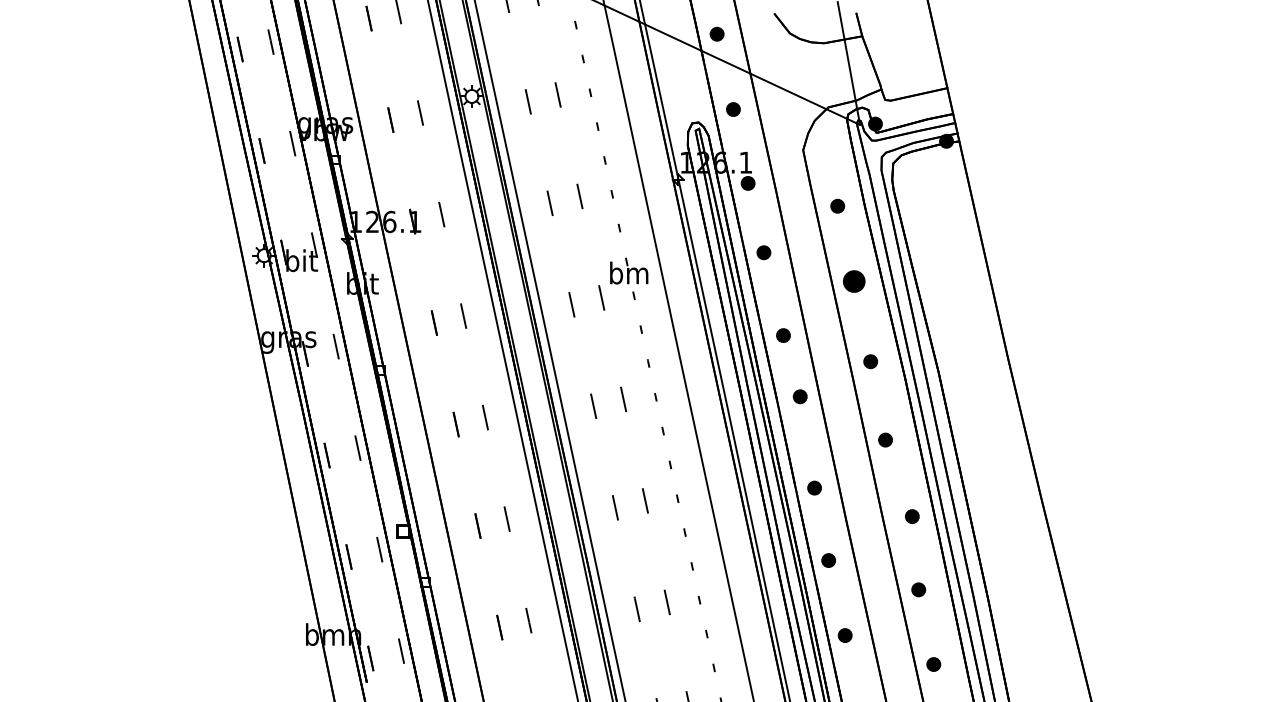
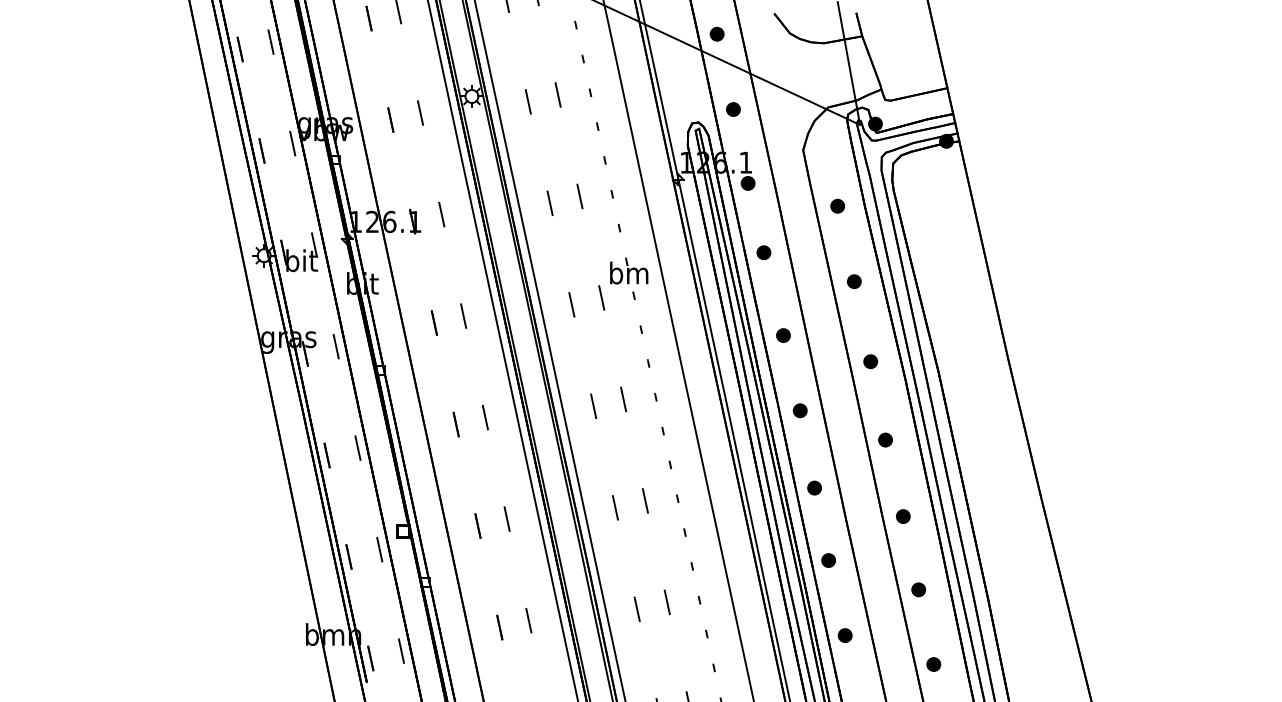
part size: 23x23 px -> 15x16 px (854, 281)
part position: (799, 396) -> (799, 410) (799, 410)
part position: (912, 516) -> (903, 516) (903, 516)
